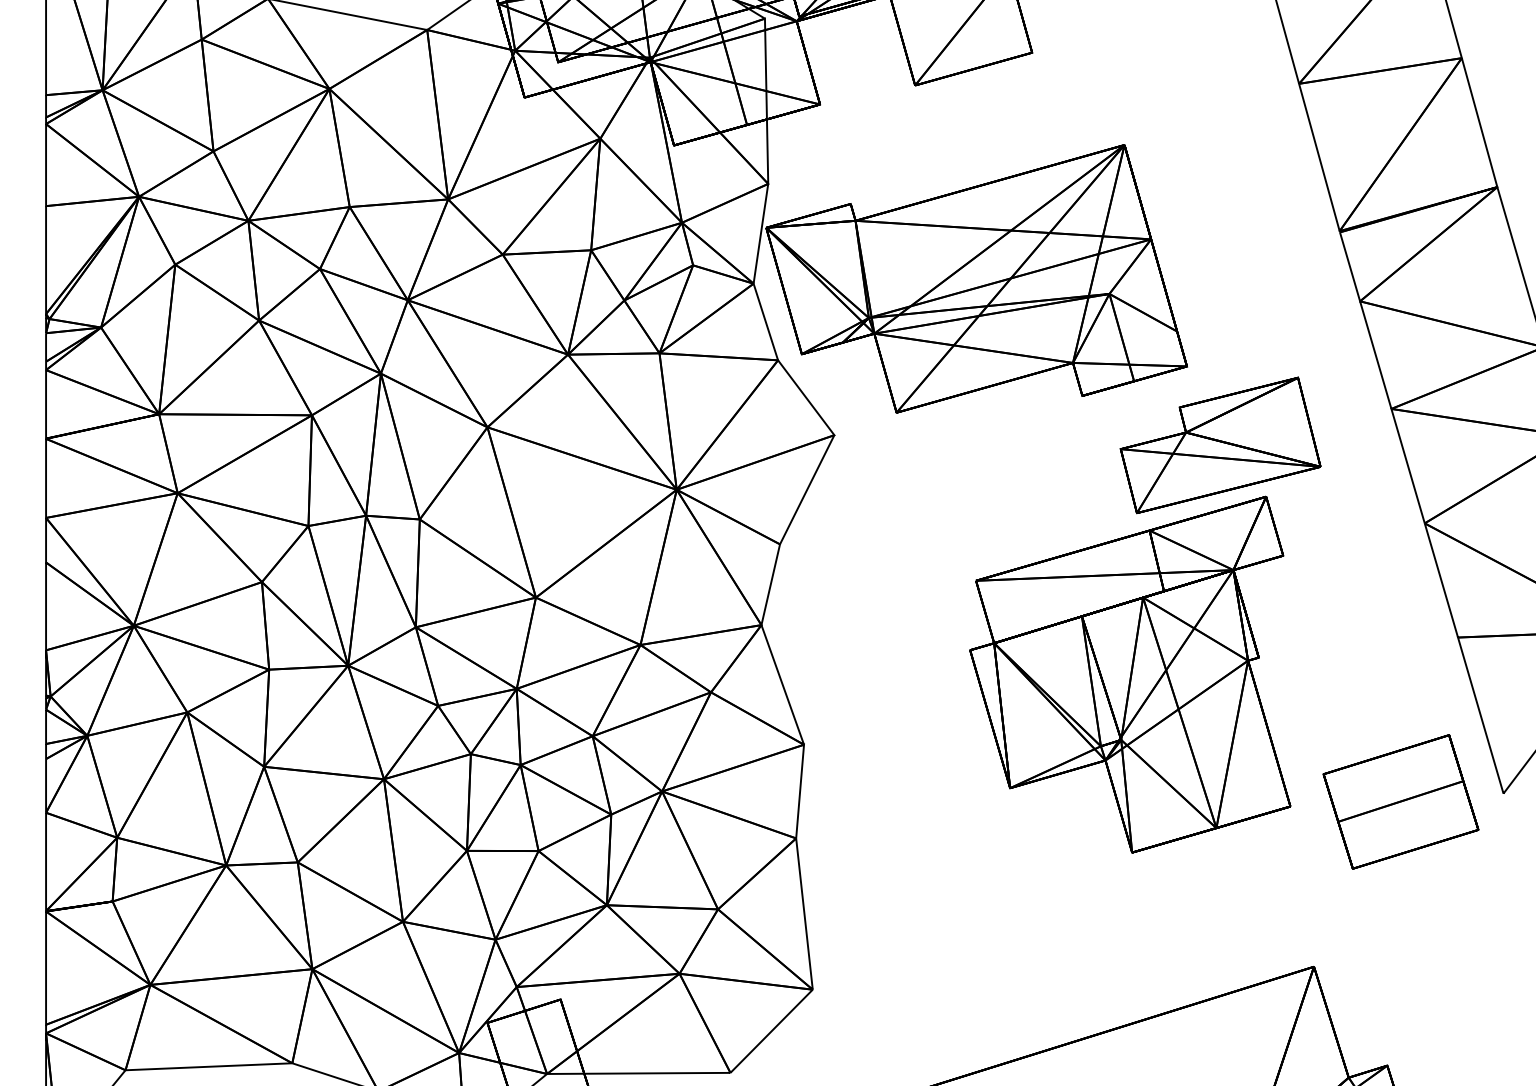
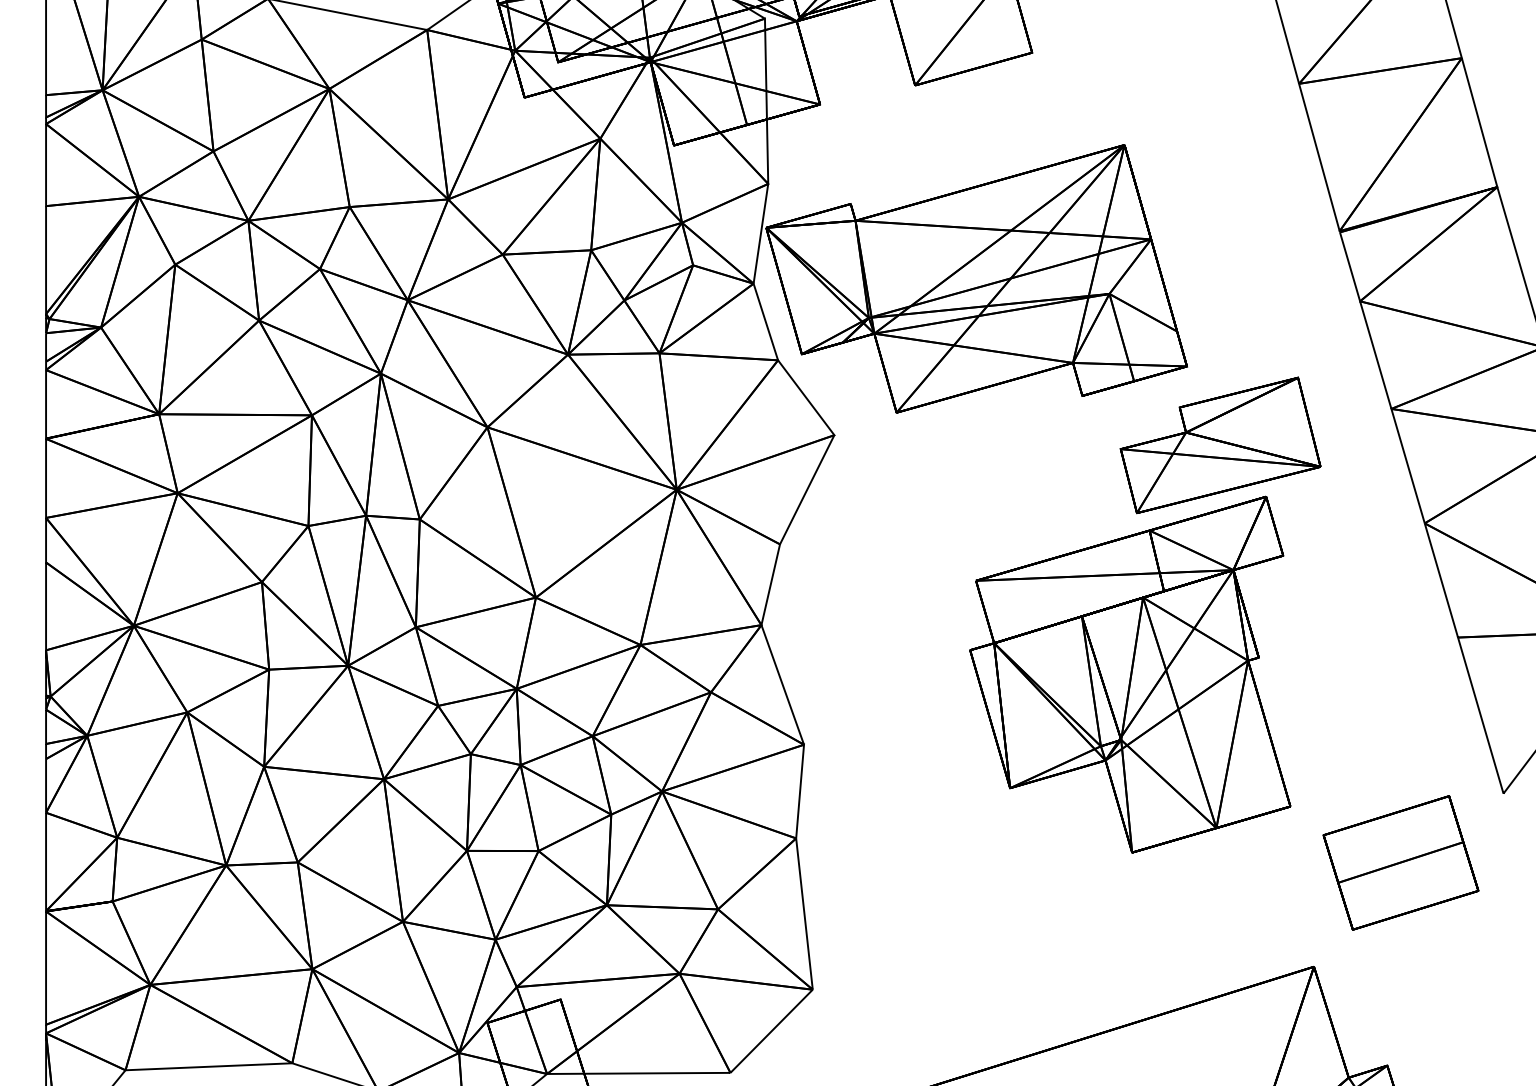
part position: (1400, 801) -> (1400, 862) (1400, 862)
